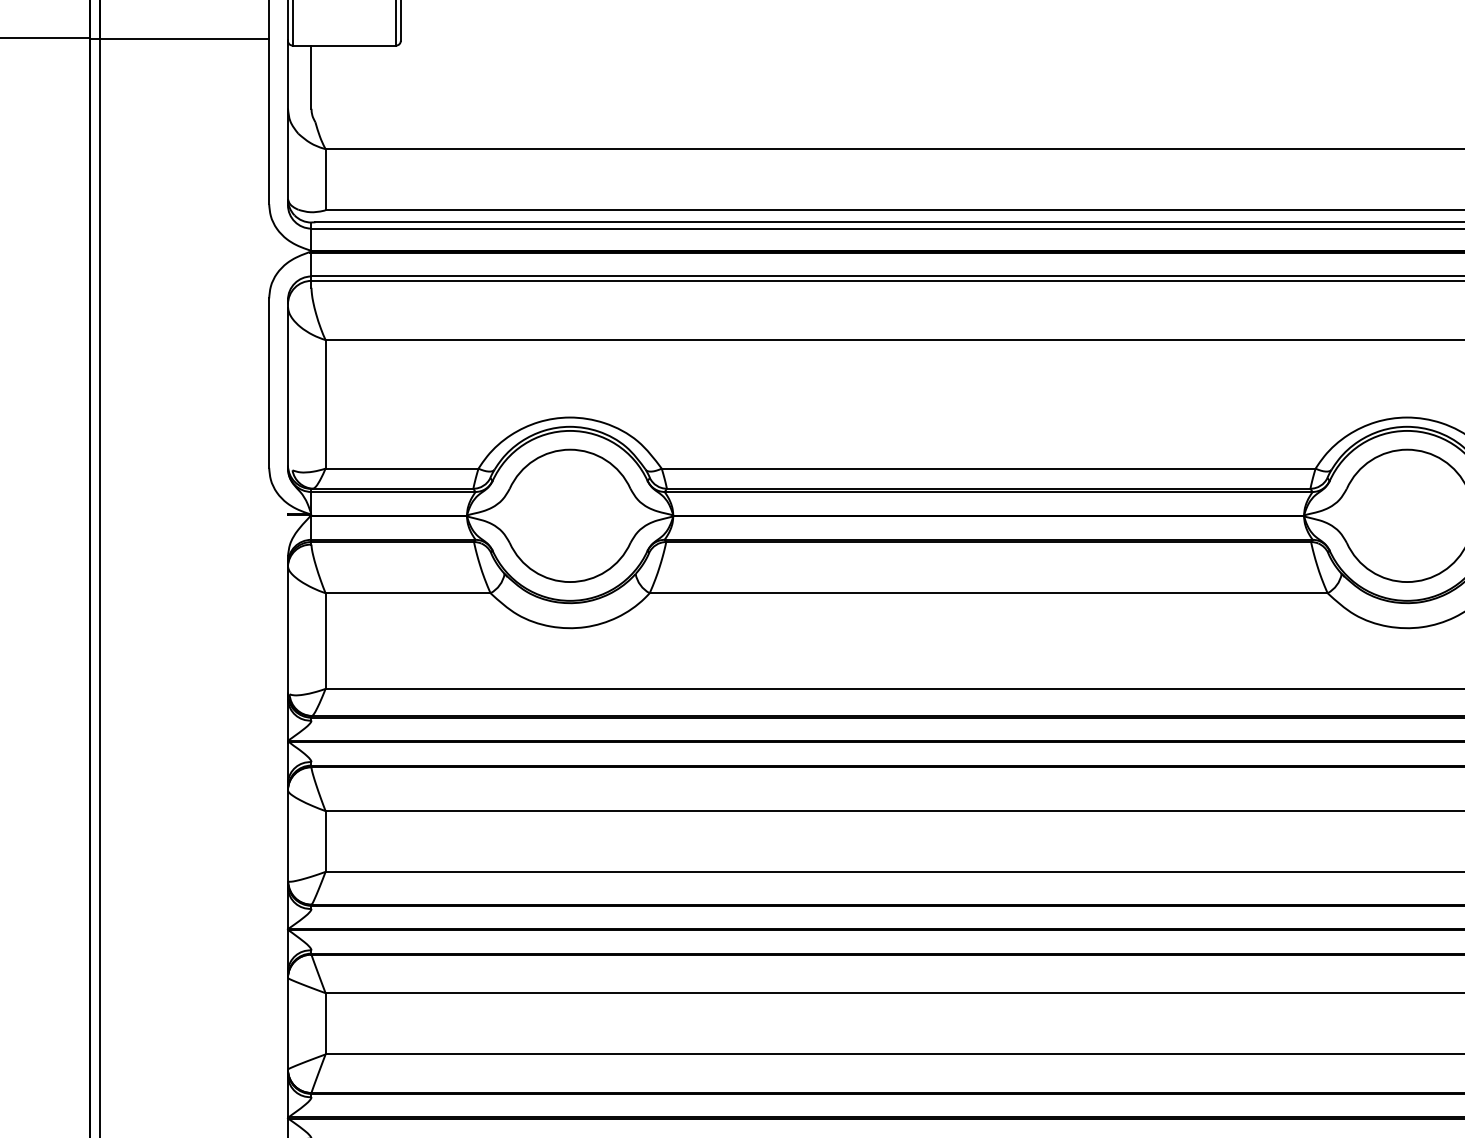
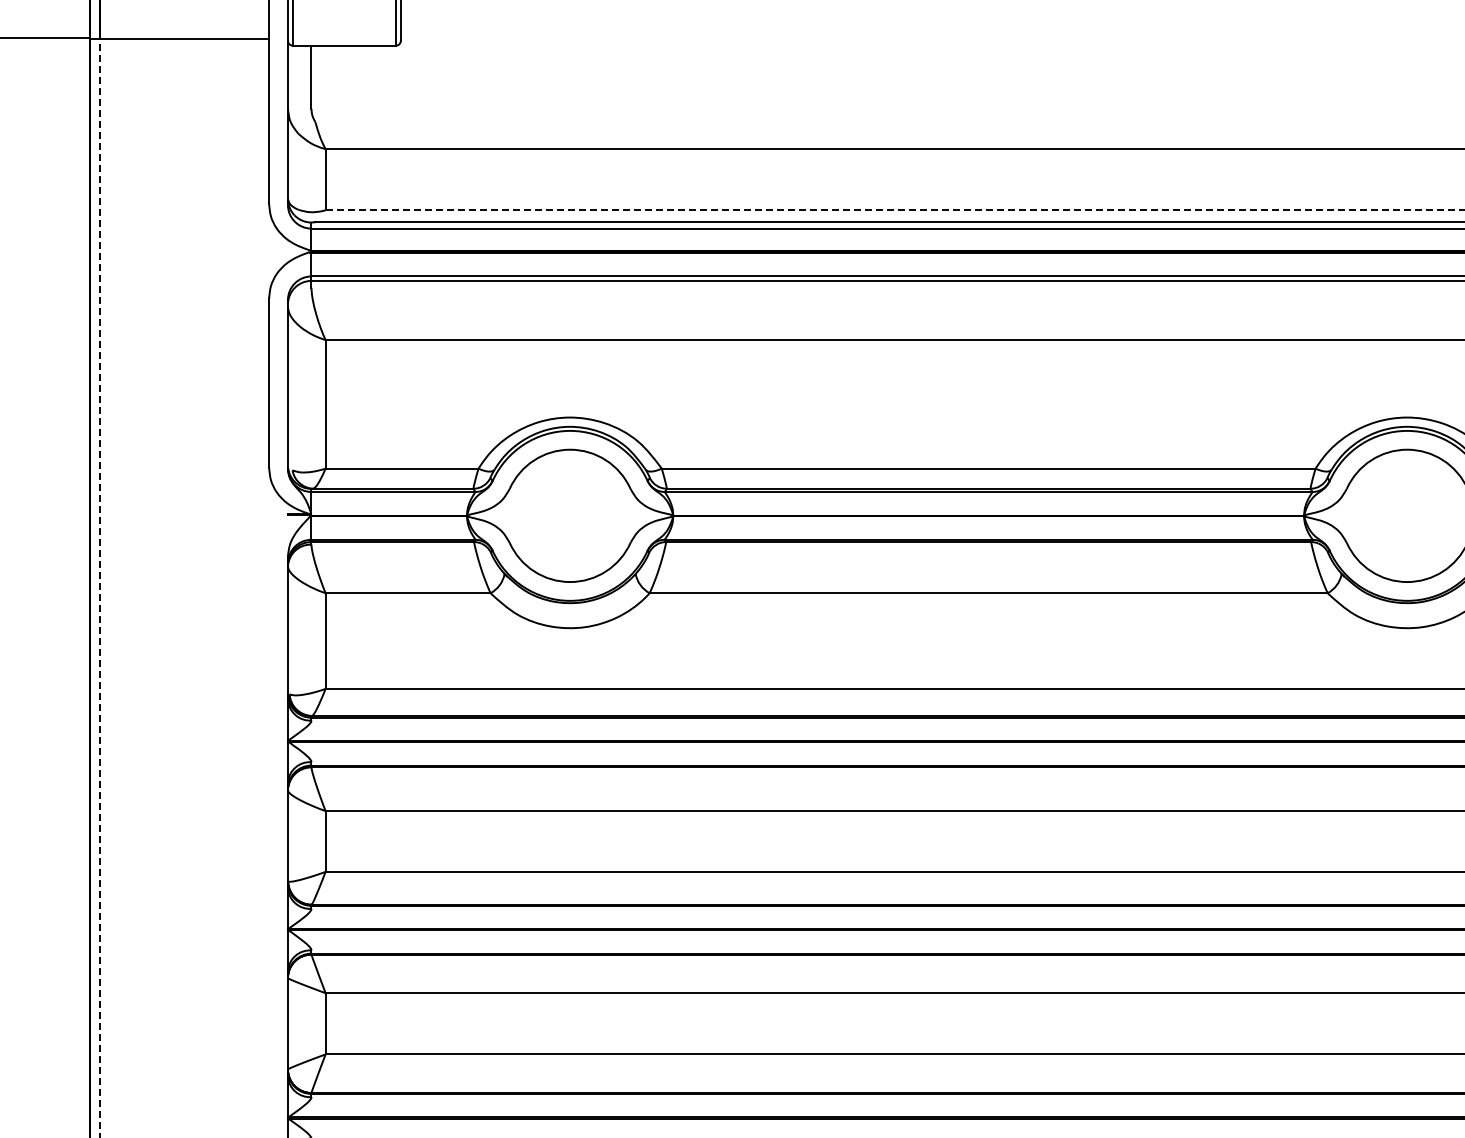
line: solid -> dashed (895, 210)
line: solid -> dashed (99, 587)
